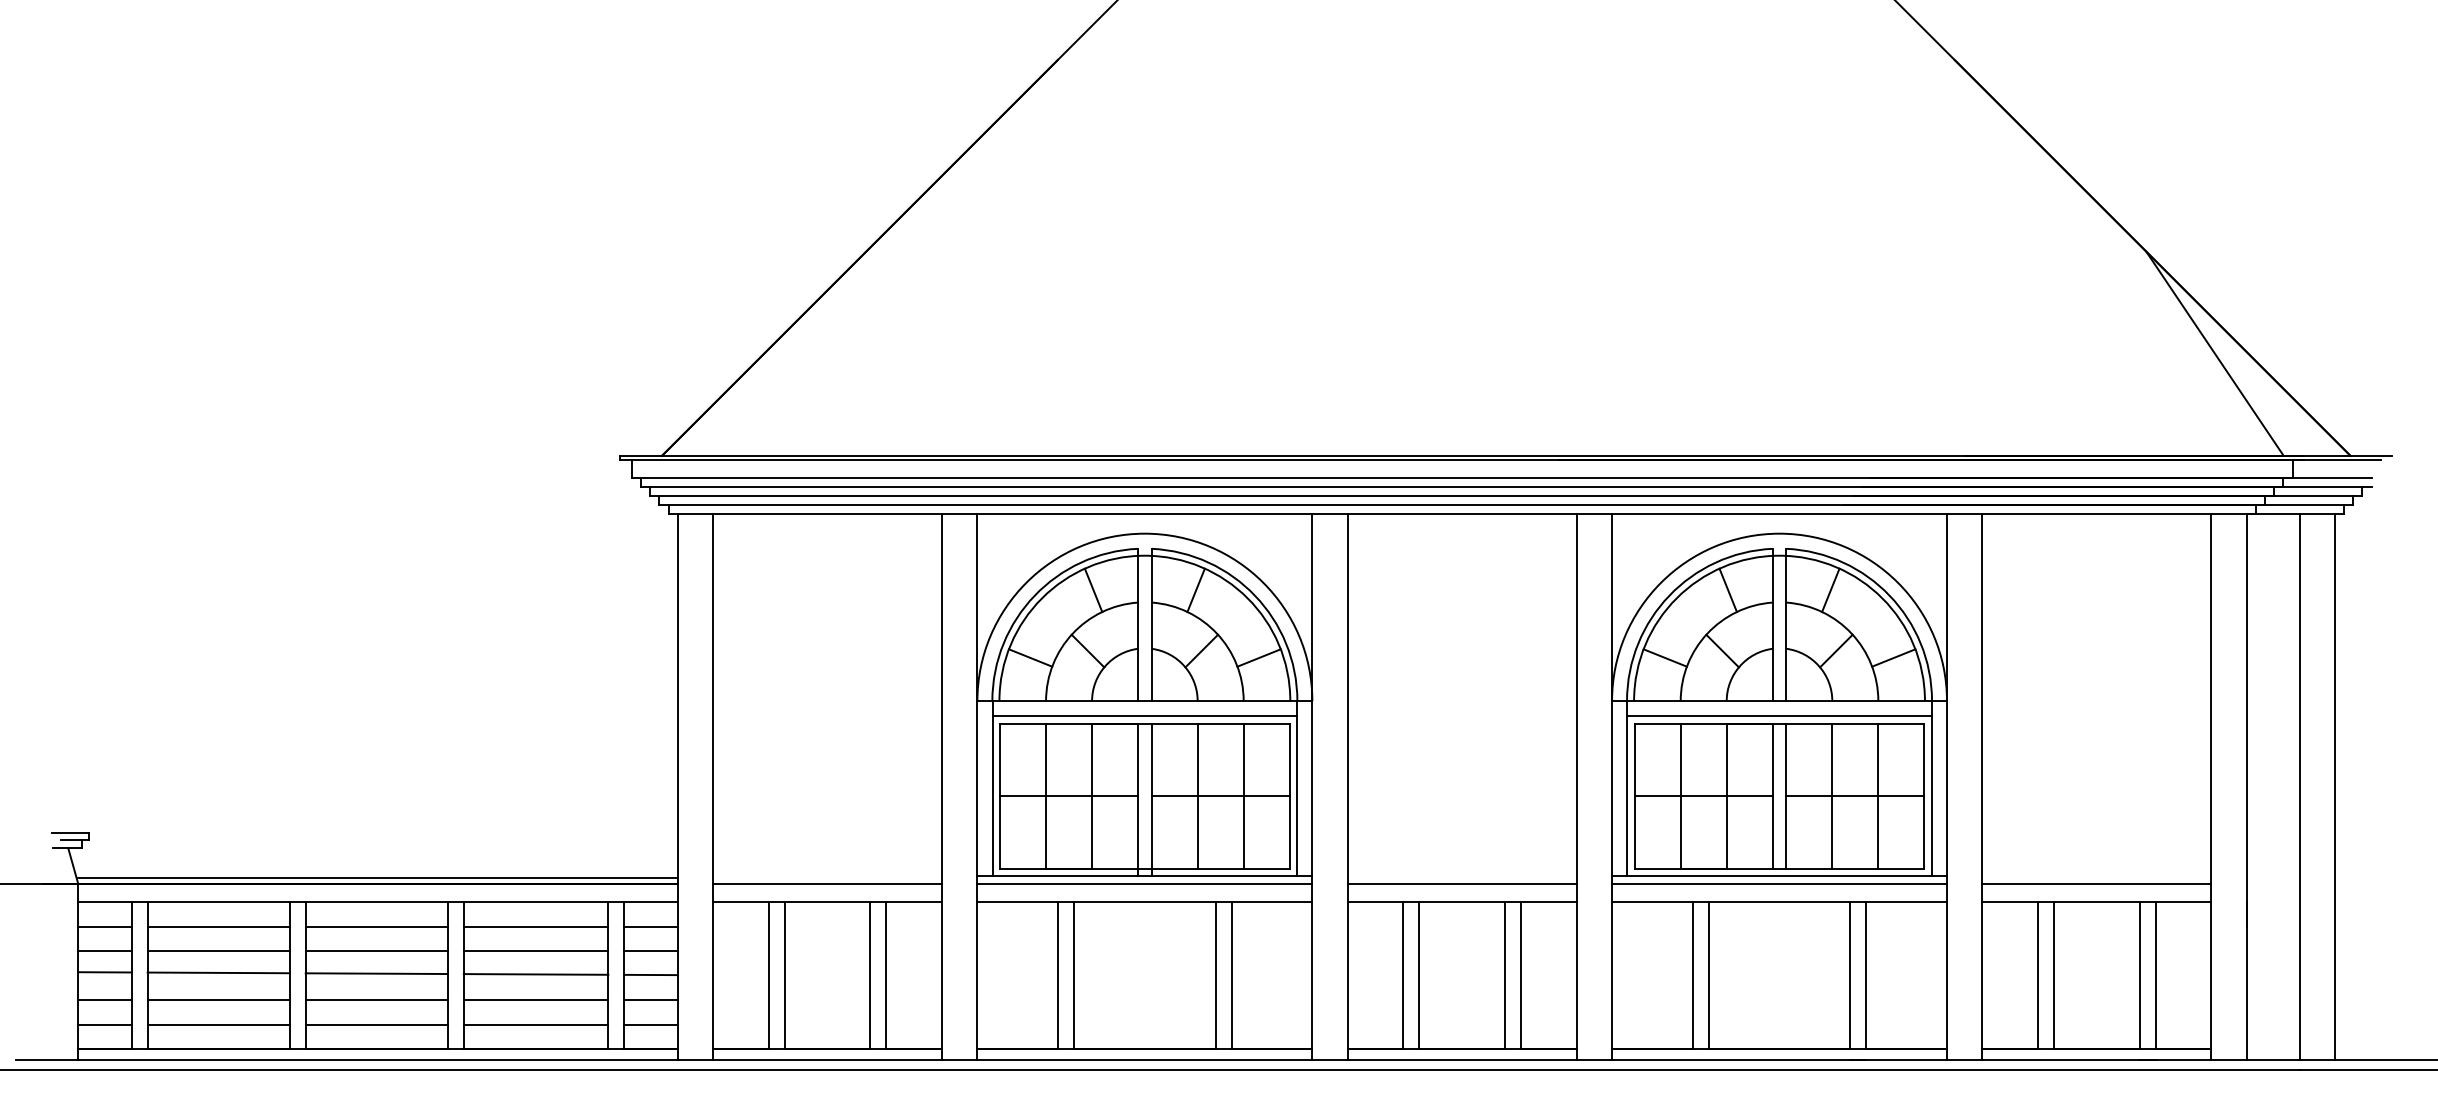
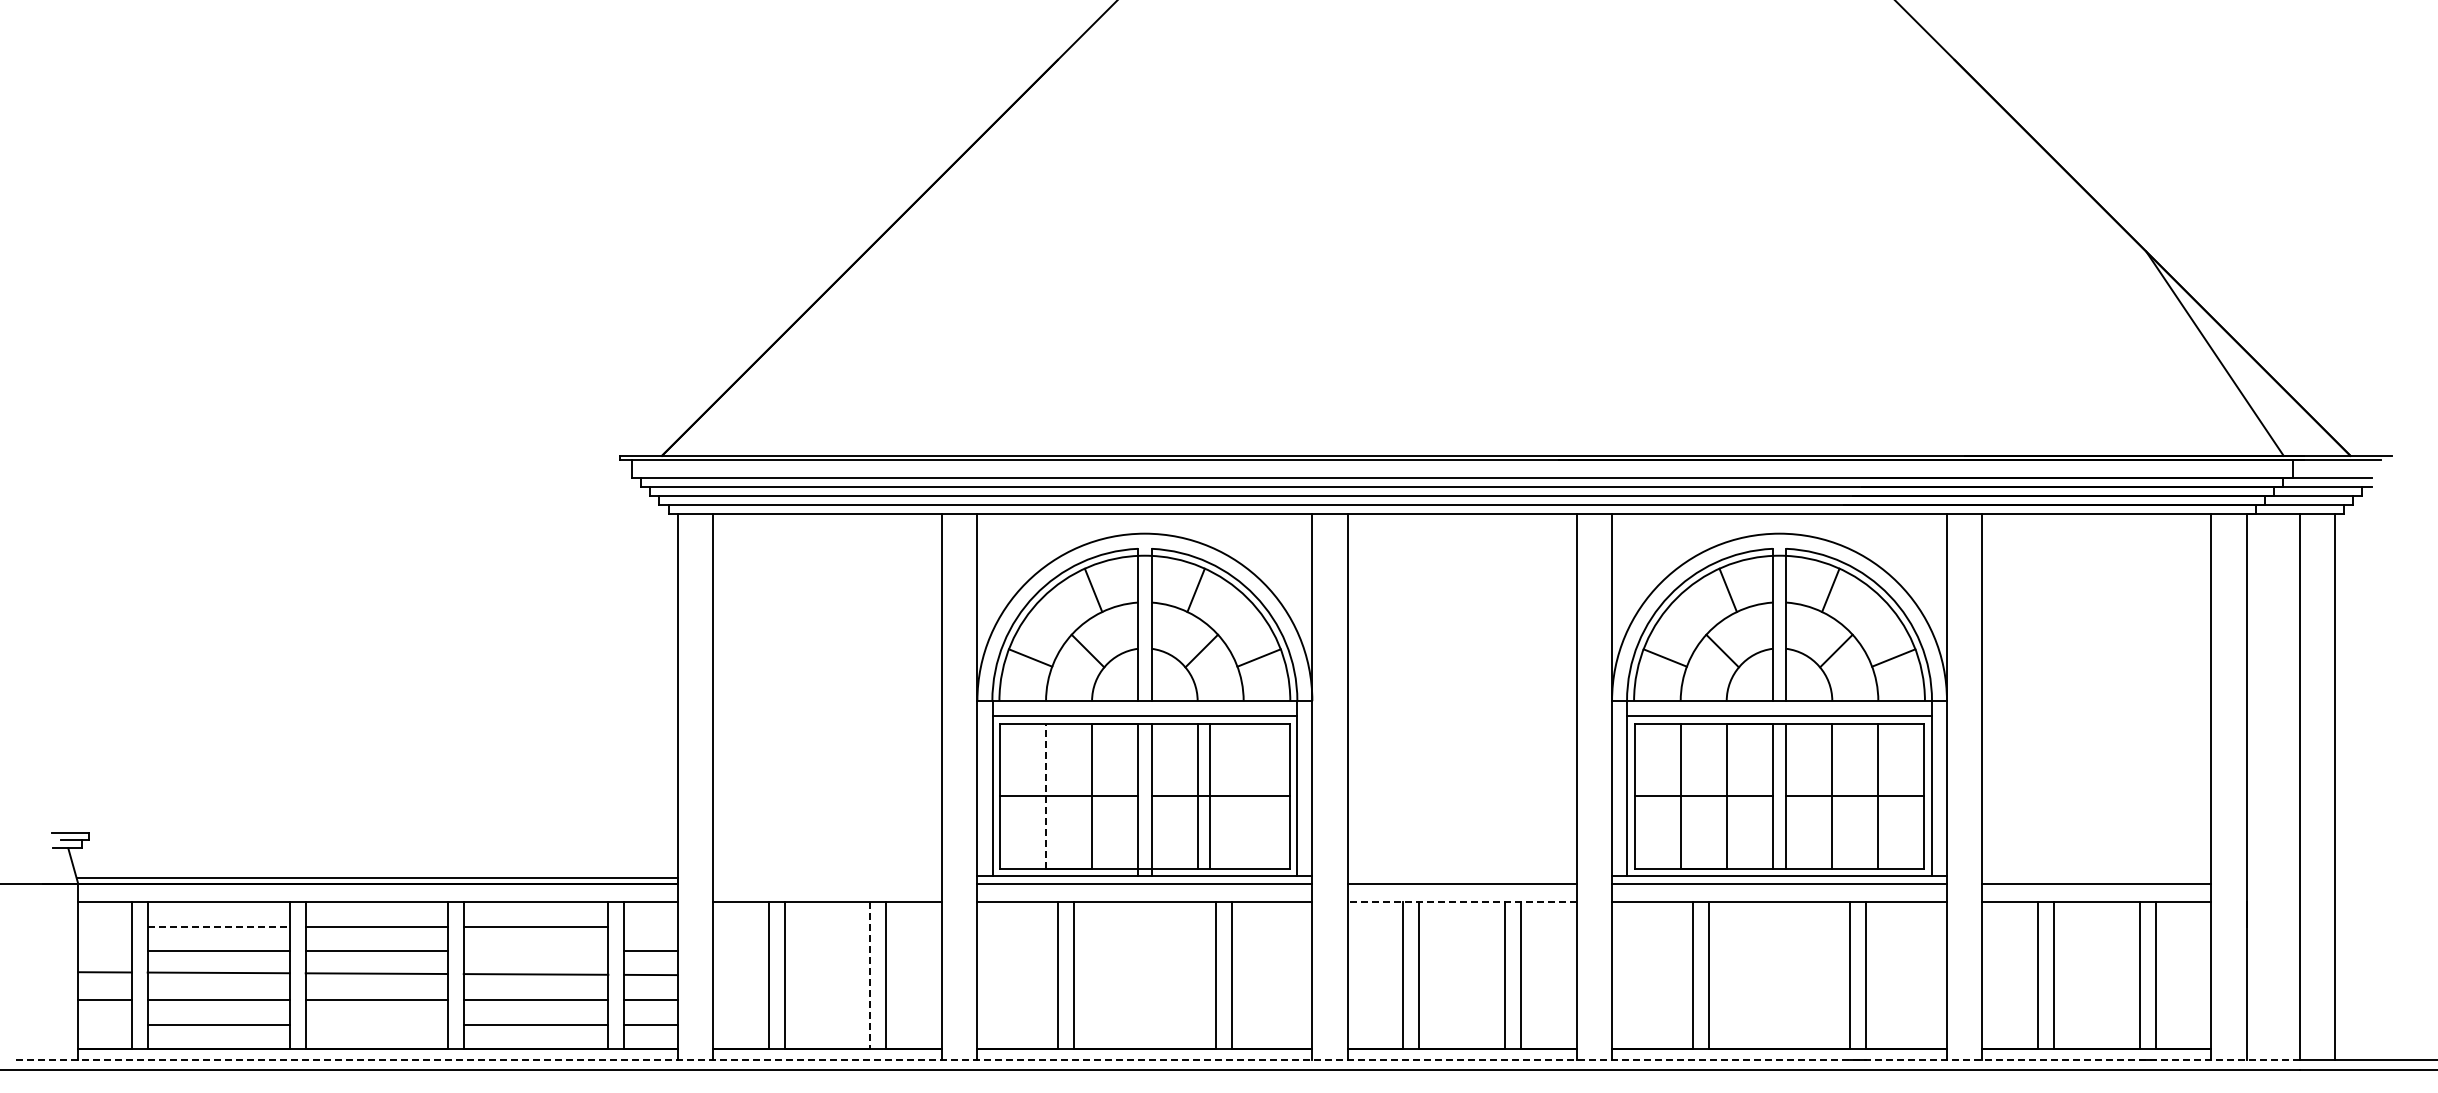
line: solid -> dashed (1046, 795)
line position: (1243, 795) -> (1209, 795) (1209, 795)
line: present -> none (827, 884)
line: solid -> dashed (1462, 902)
line: present -> none (104, 926)
line: solid -> dashed (219, 926)
line: present -> none (650, 926)
line: present -> none (104, 951)
line: present -> none (535, 951)
line: solid -> dashed (870, 975)
line: present -> none (104, 1024)
line: present -> none (376, 1024)
line: solid -> dashed (1157, 1060)
